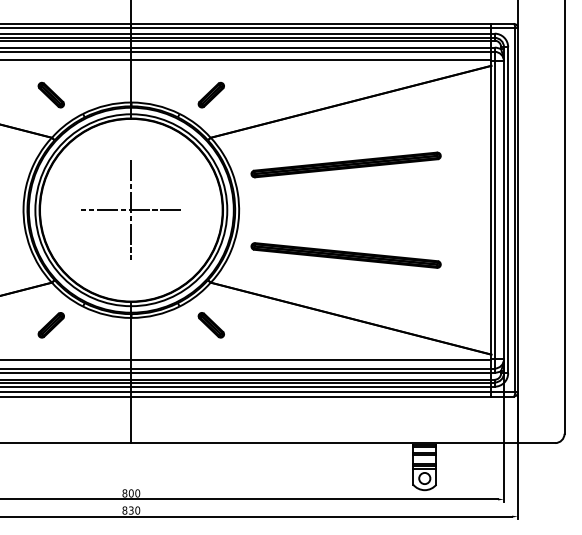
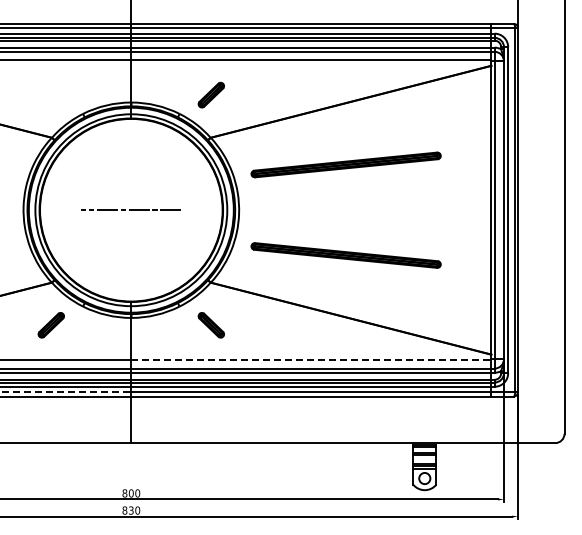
part: present -> none (50, 94)
line: present -> none (131, 210)
line: solid -> dashed (311, 360)
line: solid -> dashed (66, 392)
